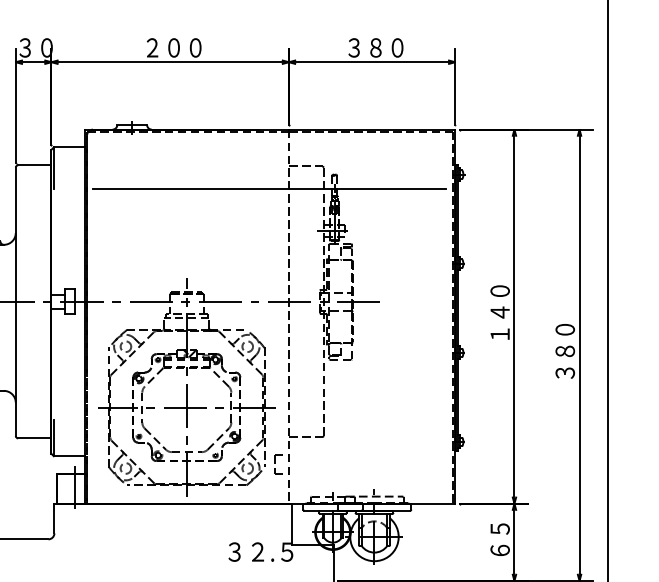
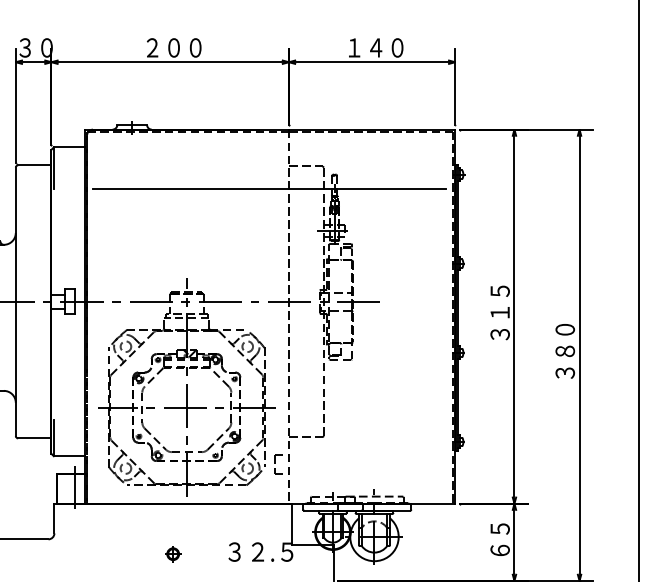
text: ３８０ -> １４０ (365, 47)
line position: (608, 290) -> (639, 290) (639, 290)
text: １４０ -> ３１５ (499, 312)
part: none -> present (173, 554)
